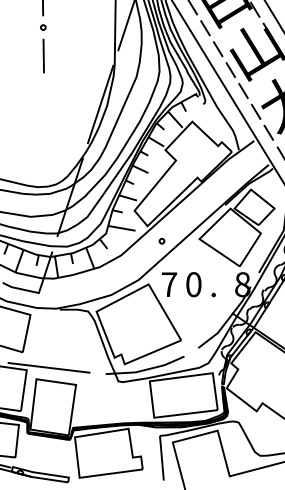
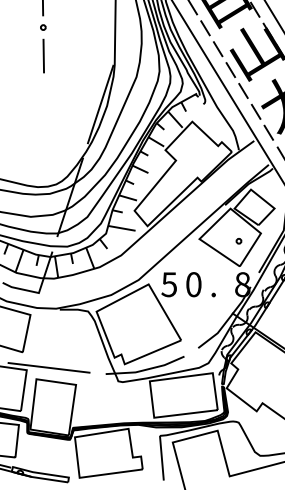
line: present -> none (126, 26)
circle position: (161, 241) -> (238, 241) (238, 241)
text: 7 -> 5 (169, 284)
